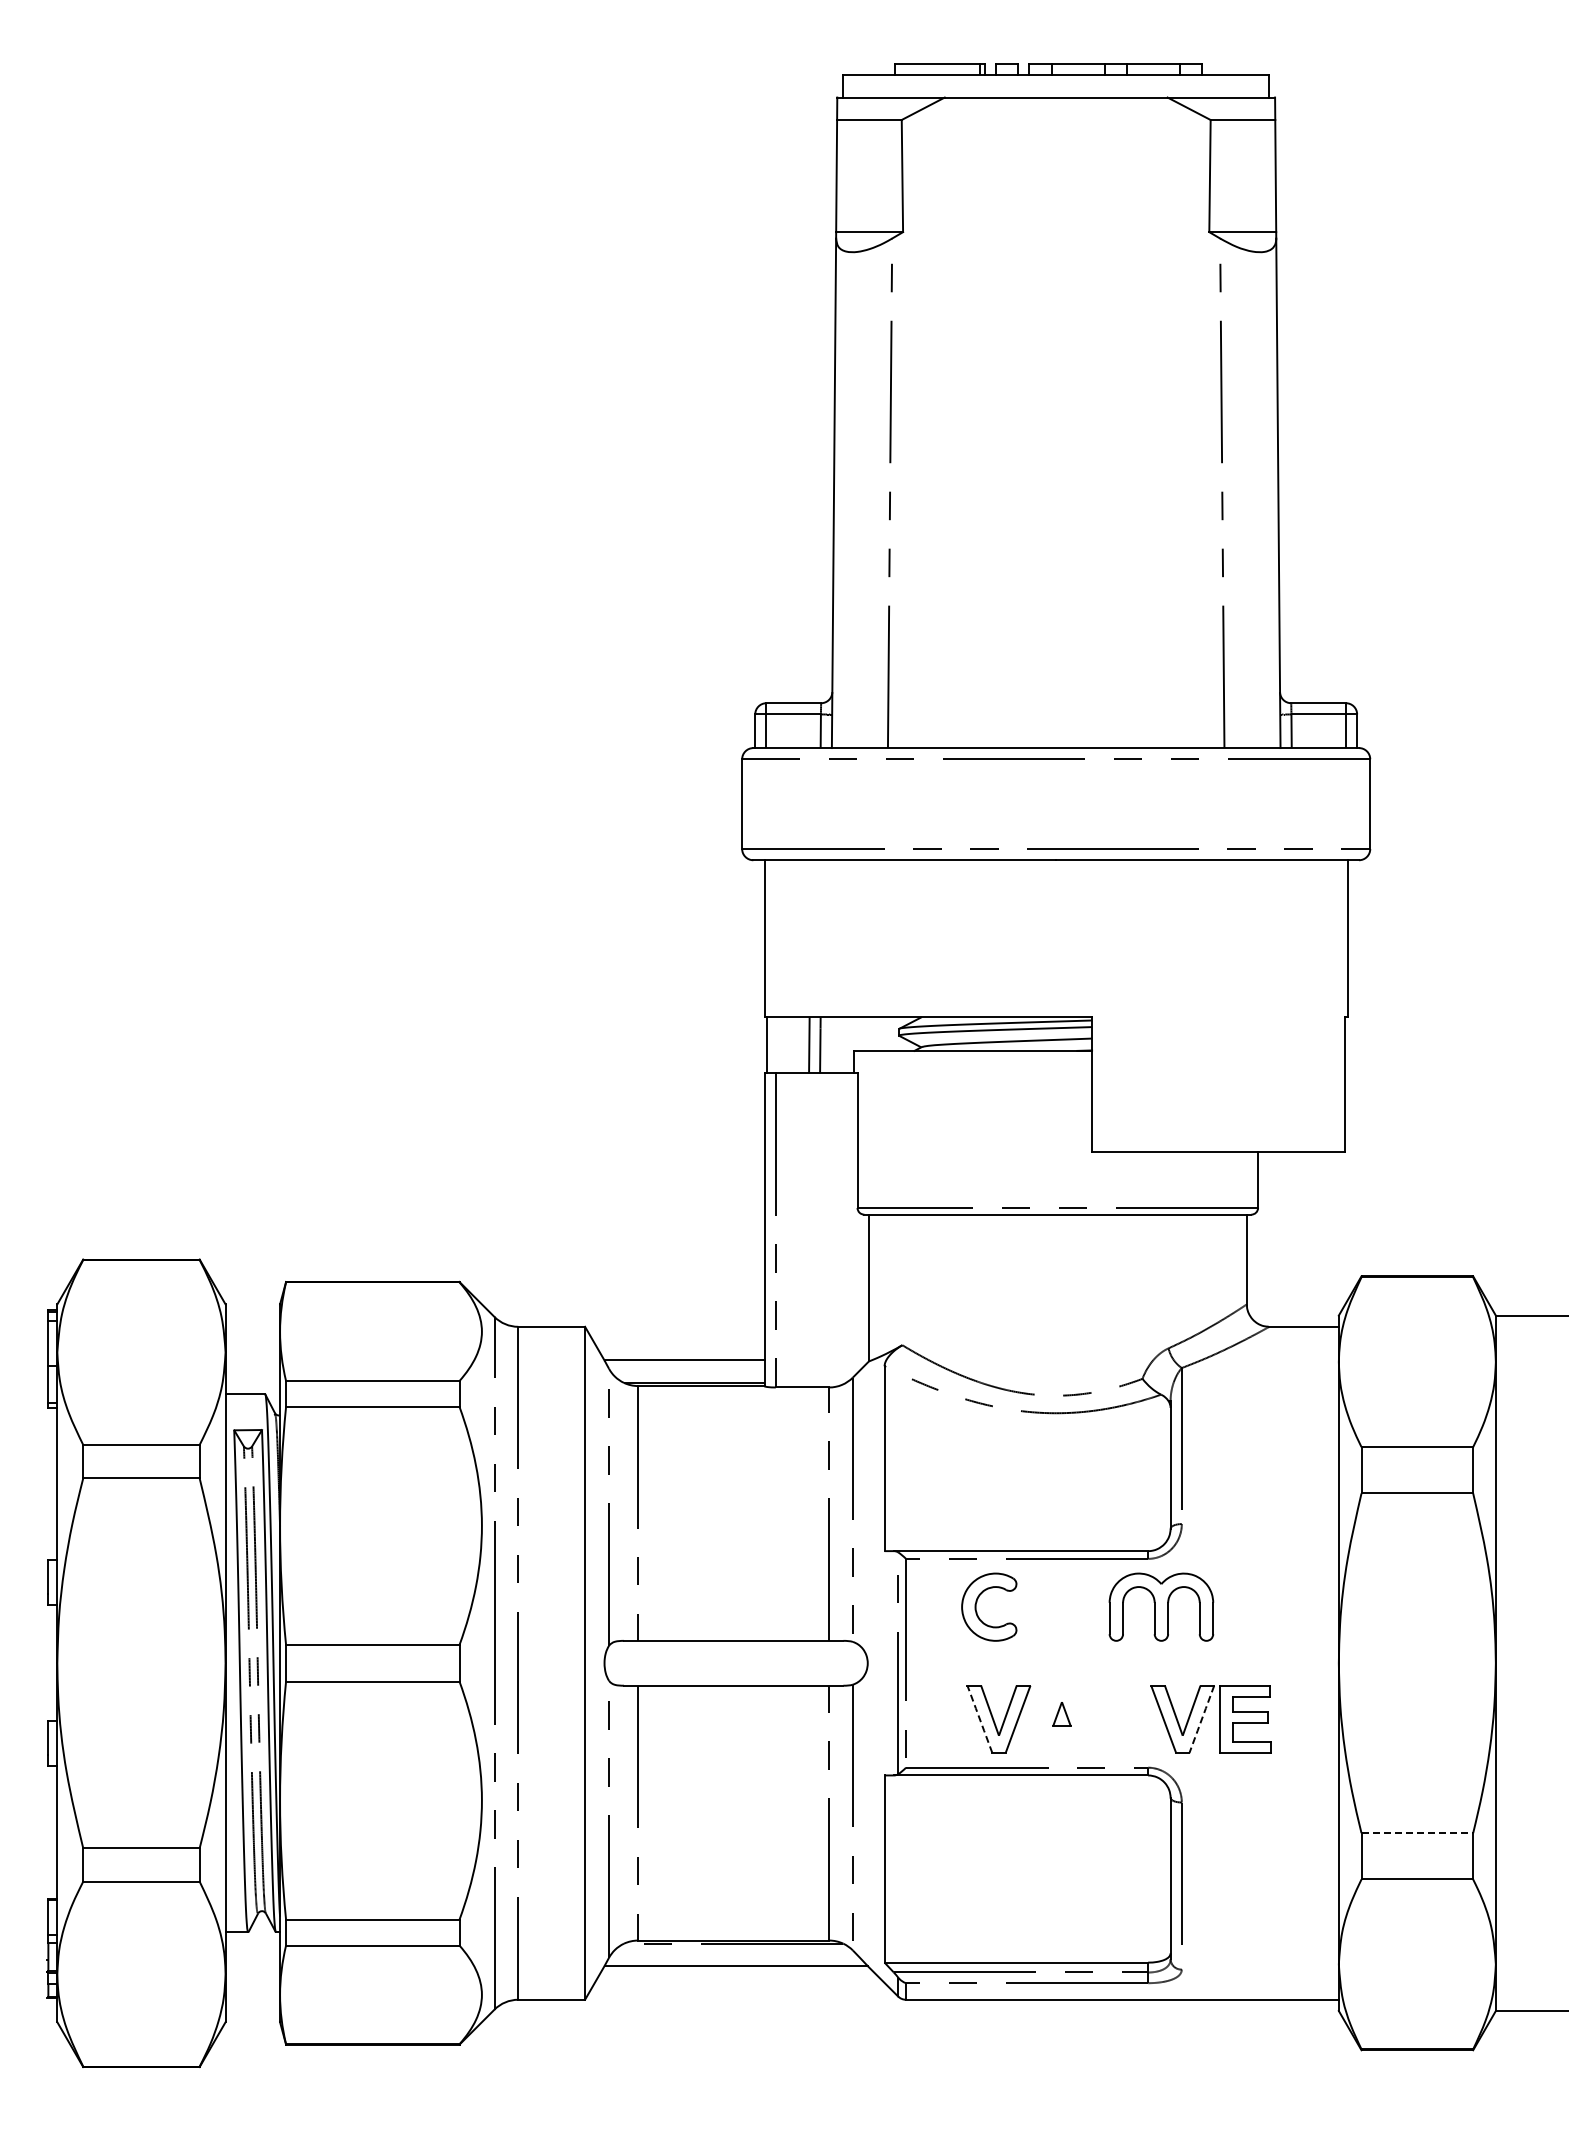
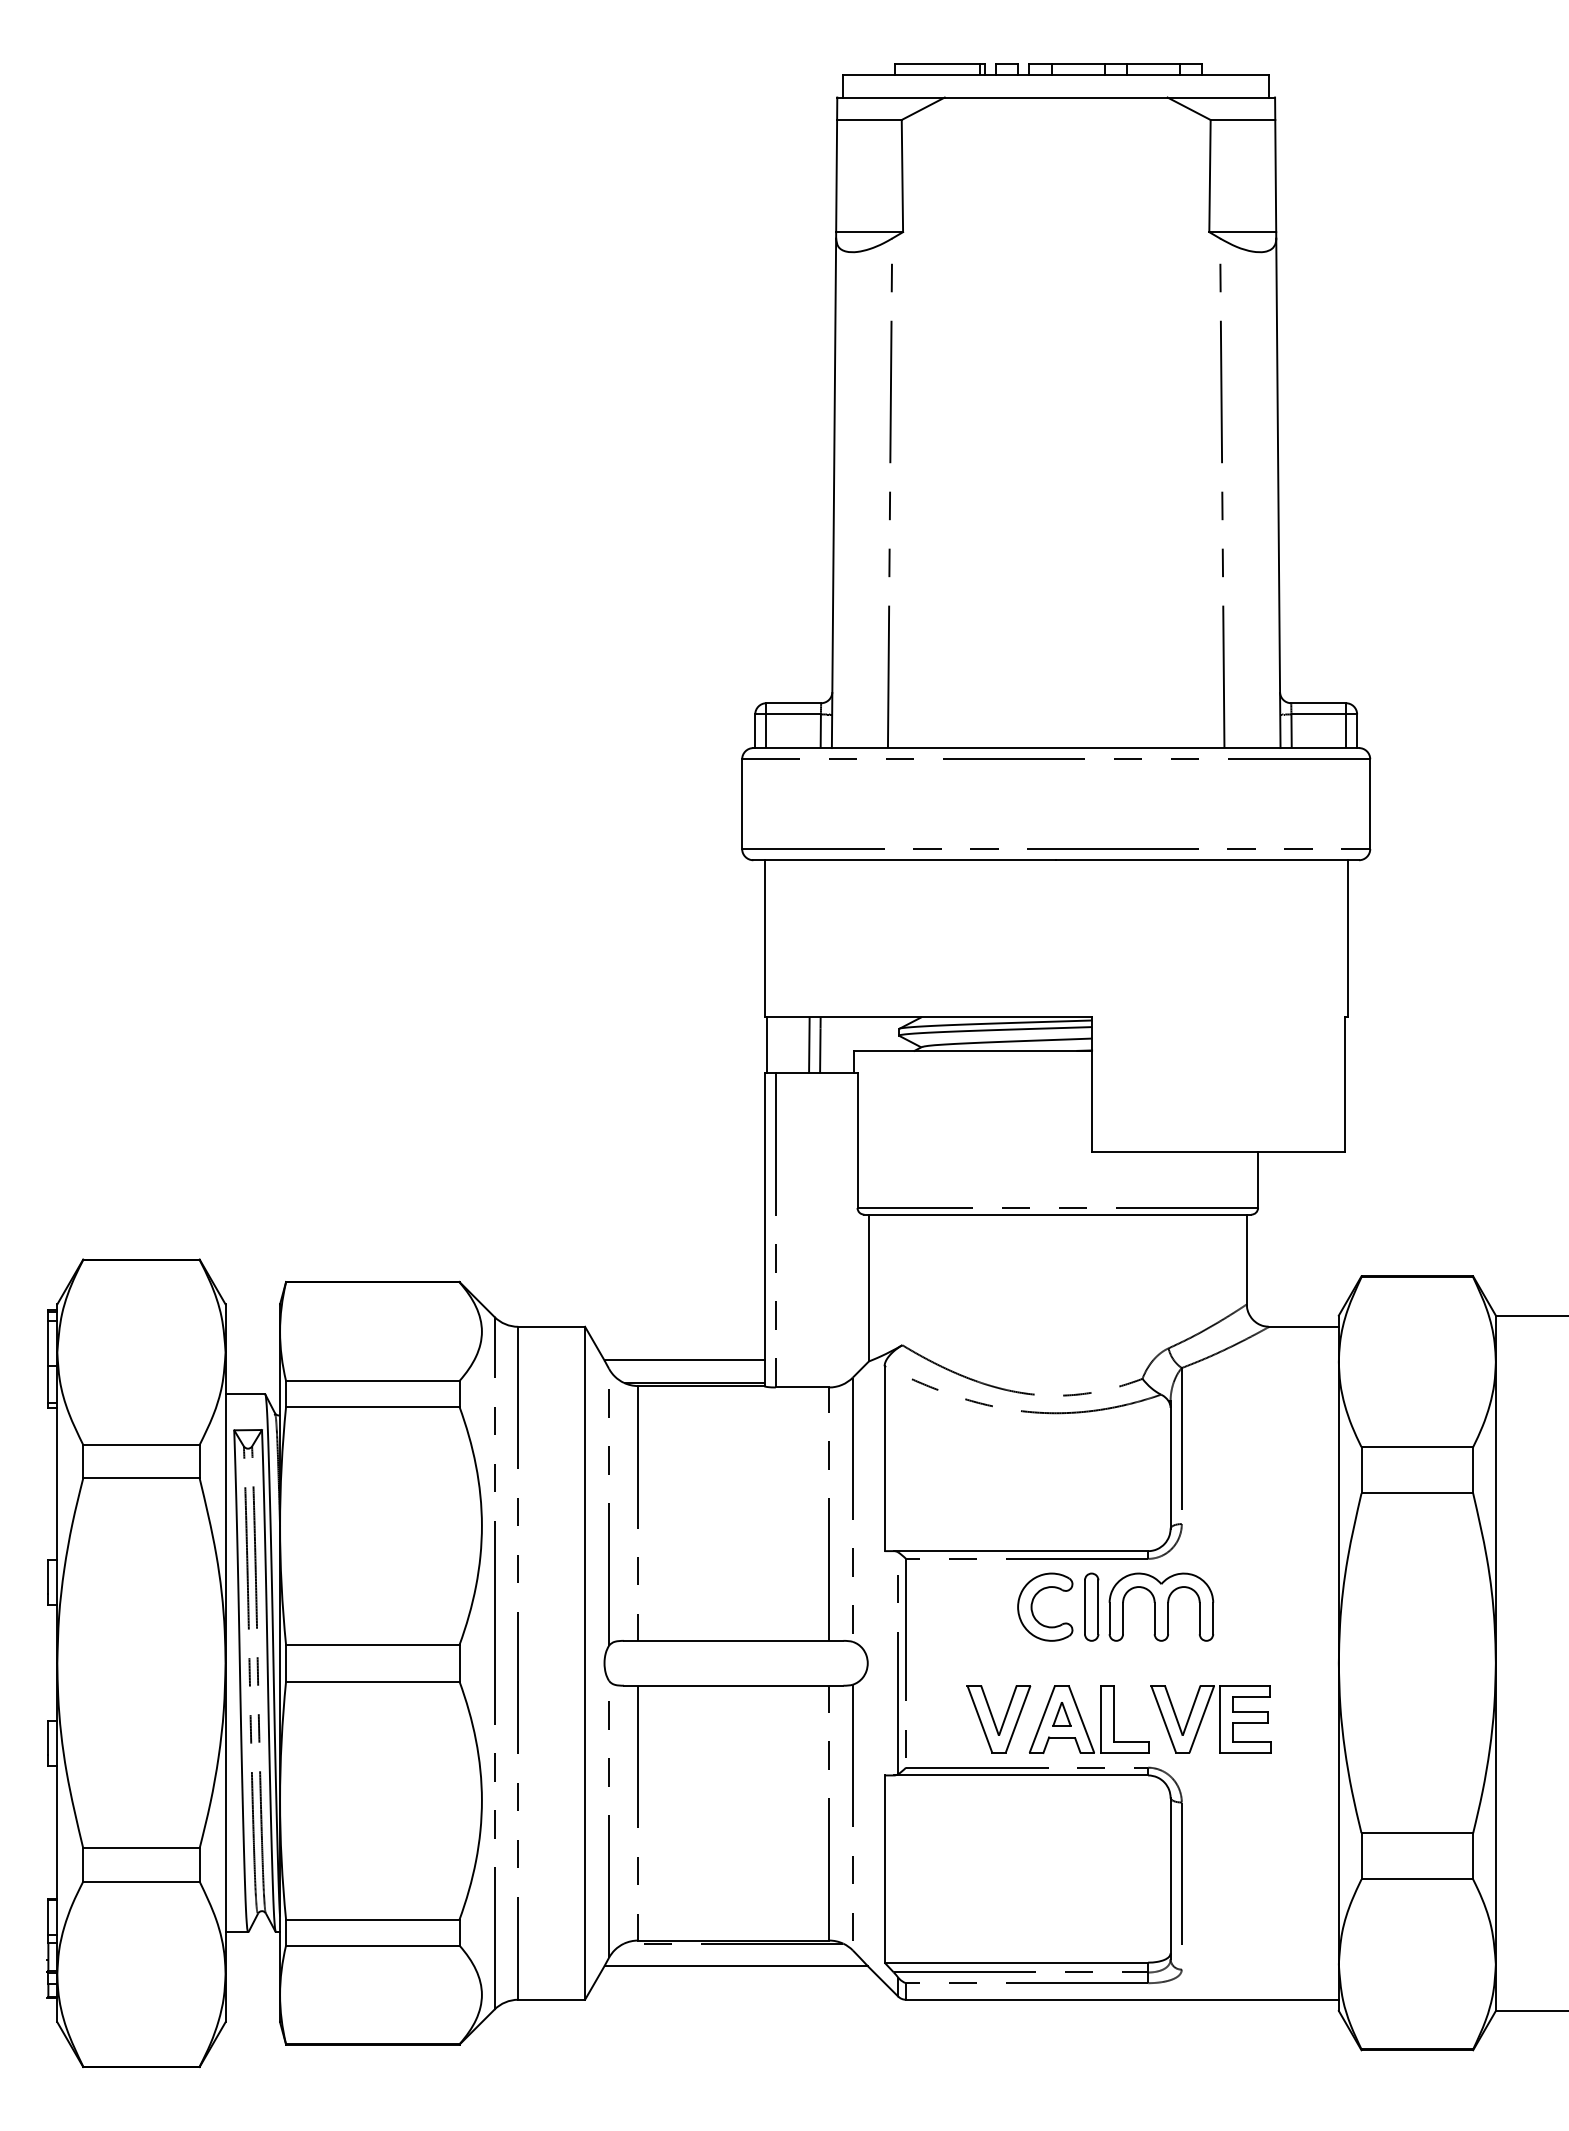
part position: (977, 1602) -> (1033, 1602) (1033, 1602)
part: none -> present (1091, 1606)
line: dashed -> solid (979, 1718)
part: none -> present (1088, 1719)
line: dashed -> solid (1201, 1719)
line: dashed -> solid (1417, 1833)
